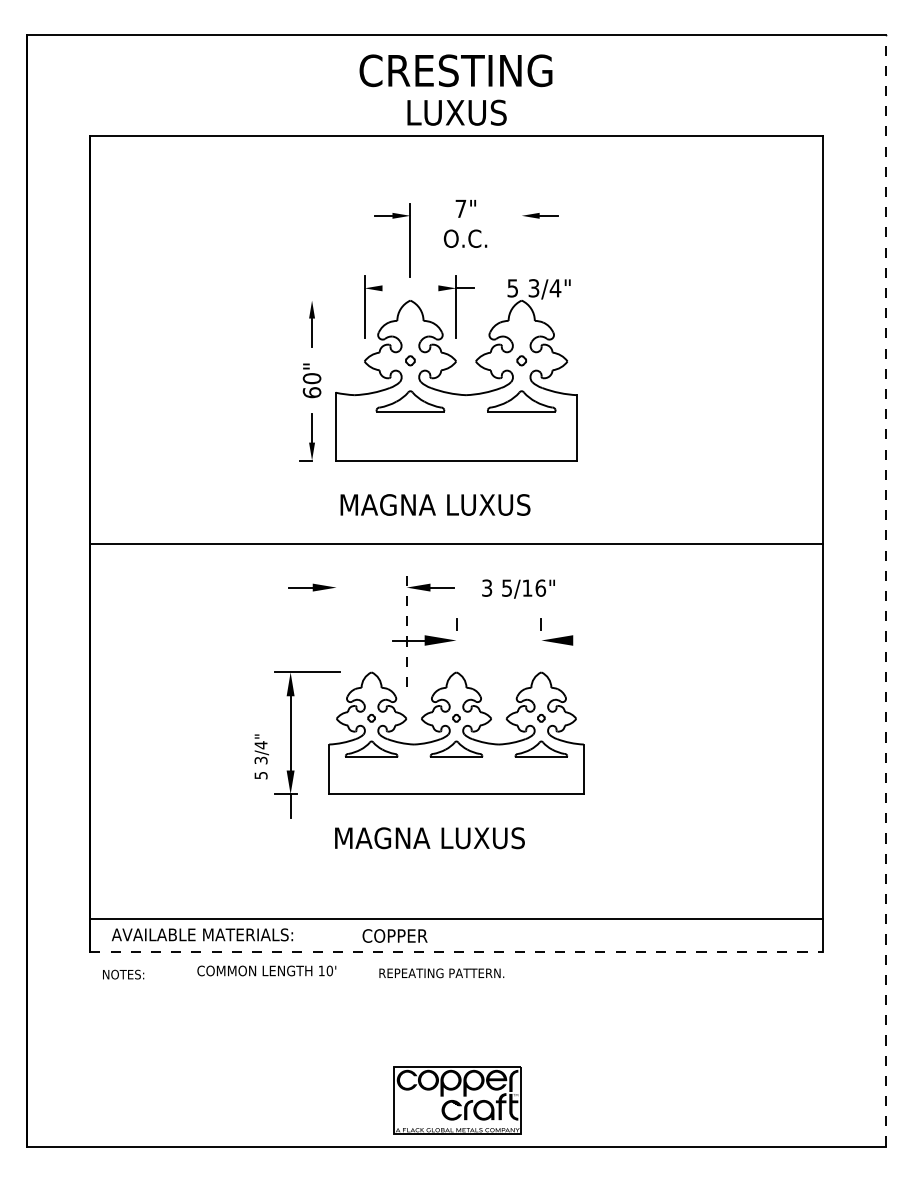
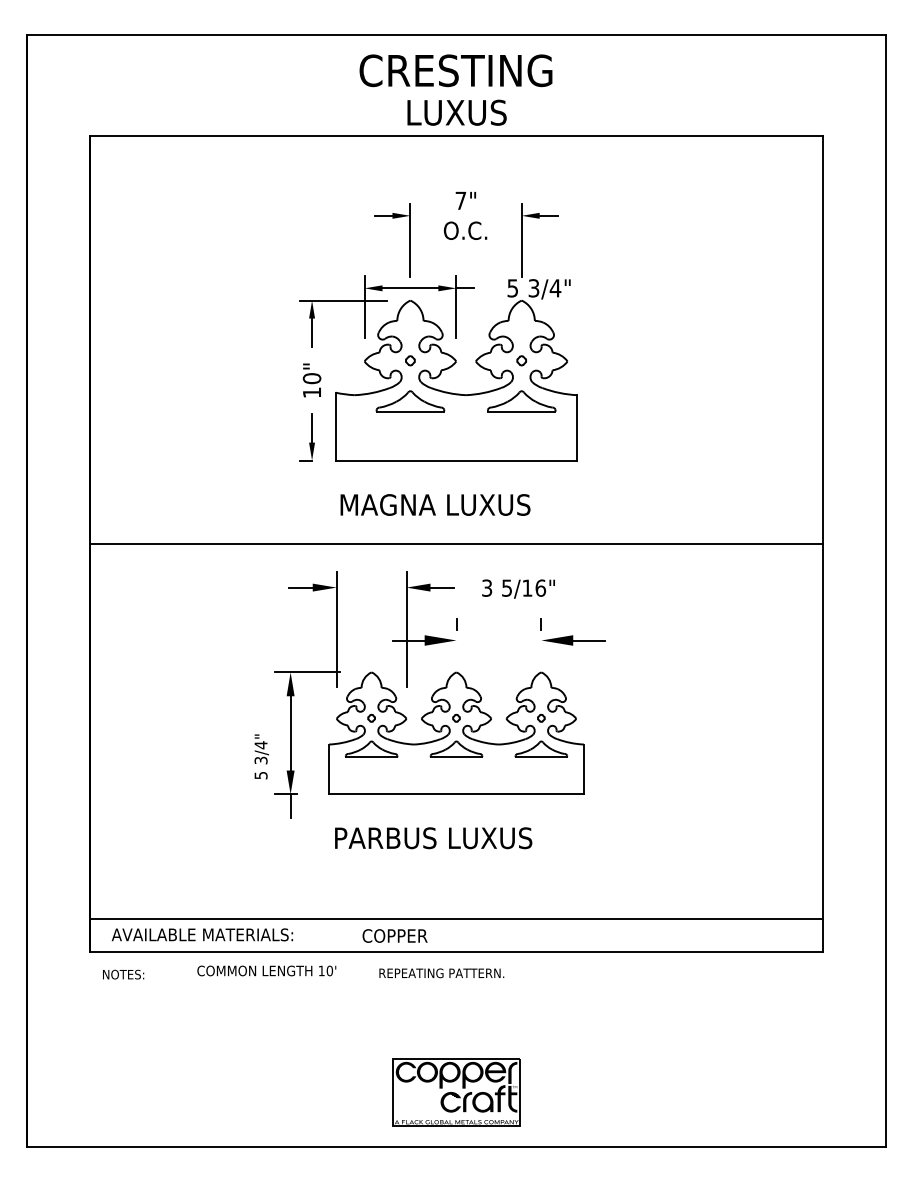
text position: (465, 223) -> (465, 215) (465, 215)
line: none -> present (521, 239)
line: none -> present (410, 288)
line: none -> present (343, 300)
text: 60" -> 10" (311, 392)
line: dashed -> solid (885, 591)
line: none -> present (336, 628)
line: dashed -> solid (406, 629)
line: none -> present (589, 640)
text: MAGNA LUXUS -> PARBUS LUXUS (434, 838)
line: dashed -> solid (456, 951)
part position: (457, 1100) -> (456, 1092) (456, 1092)
